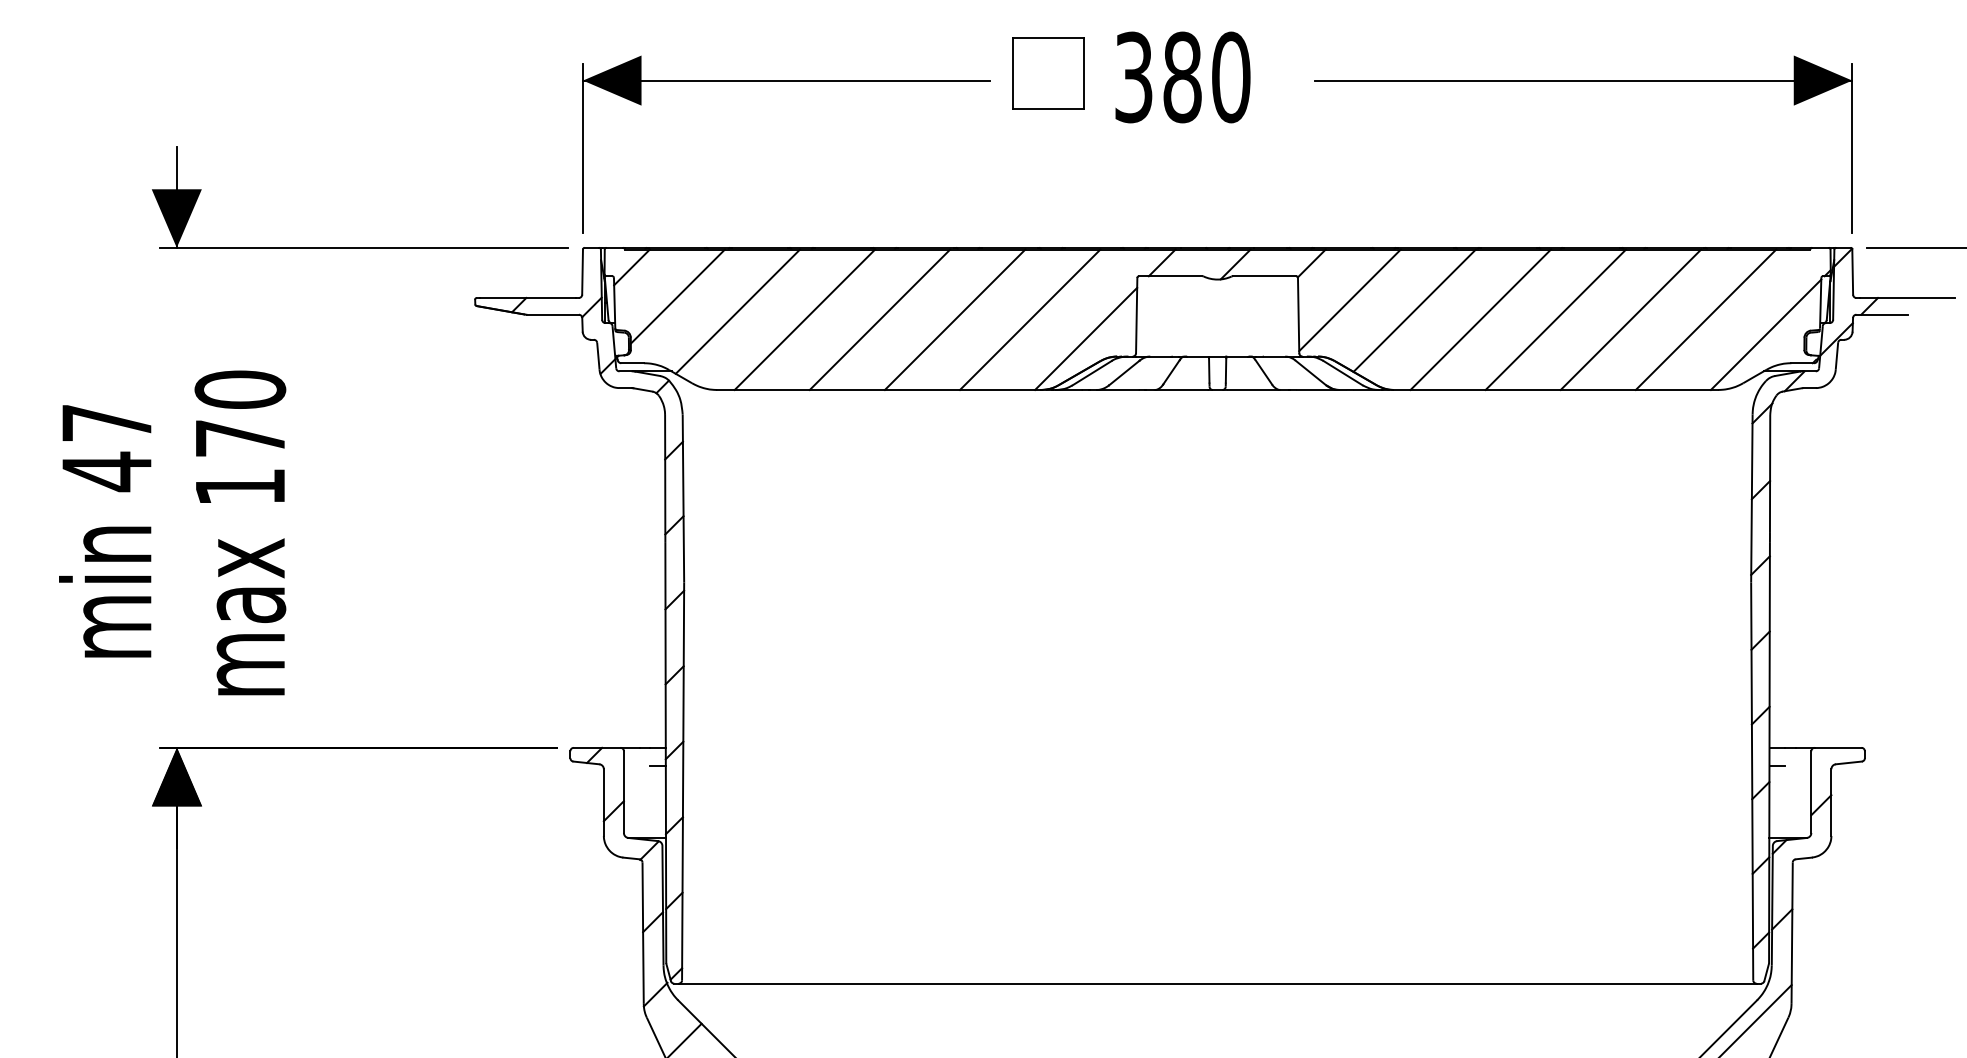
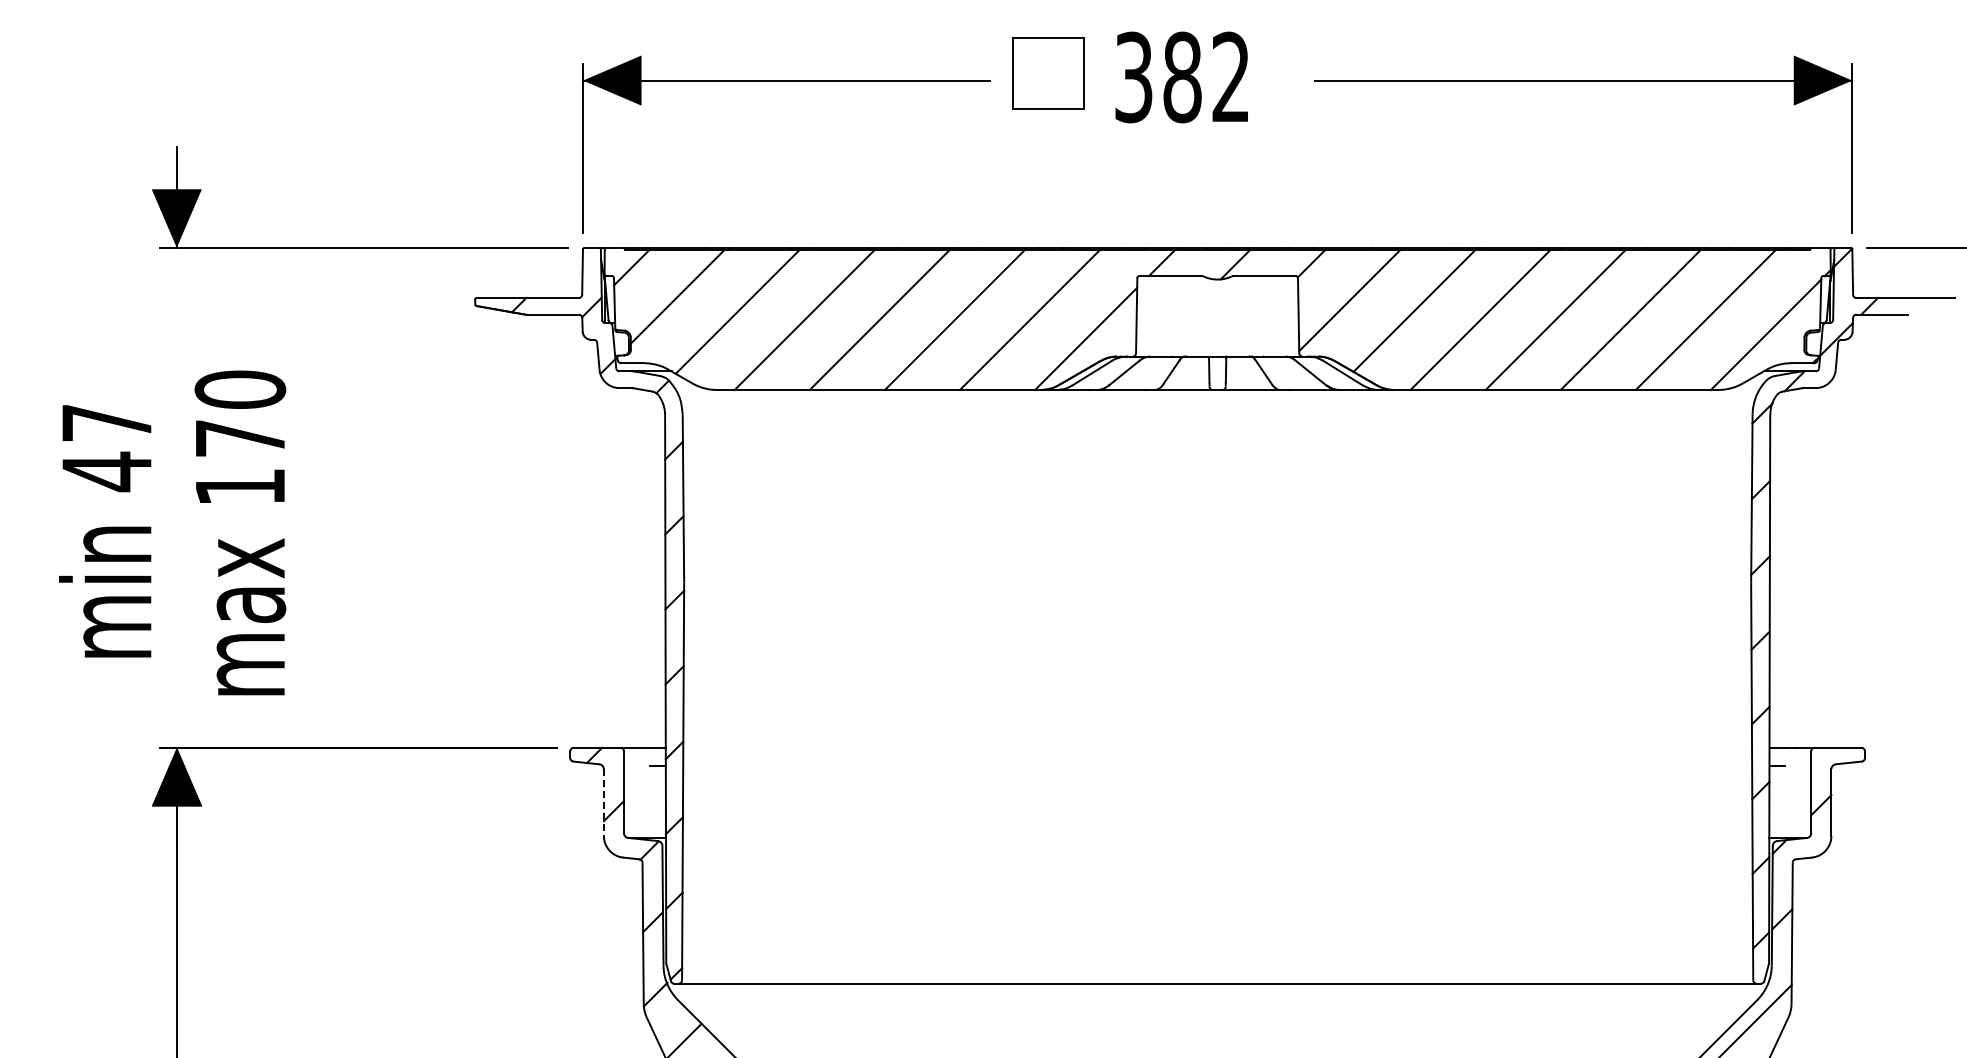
text: 380 -> 382 (1231, 77)
line: solid -> dashed (603, 803)
